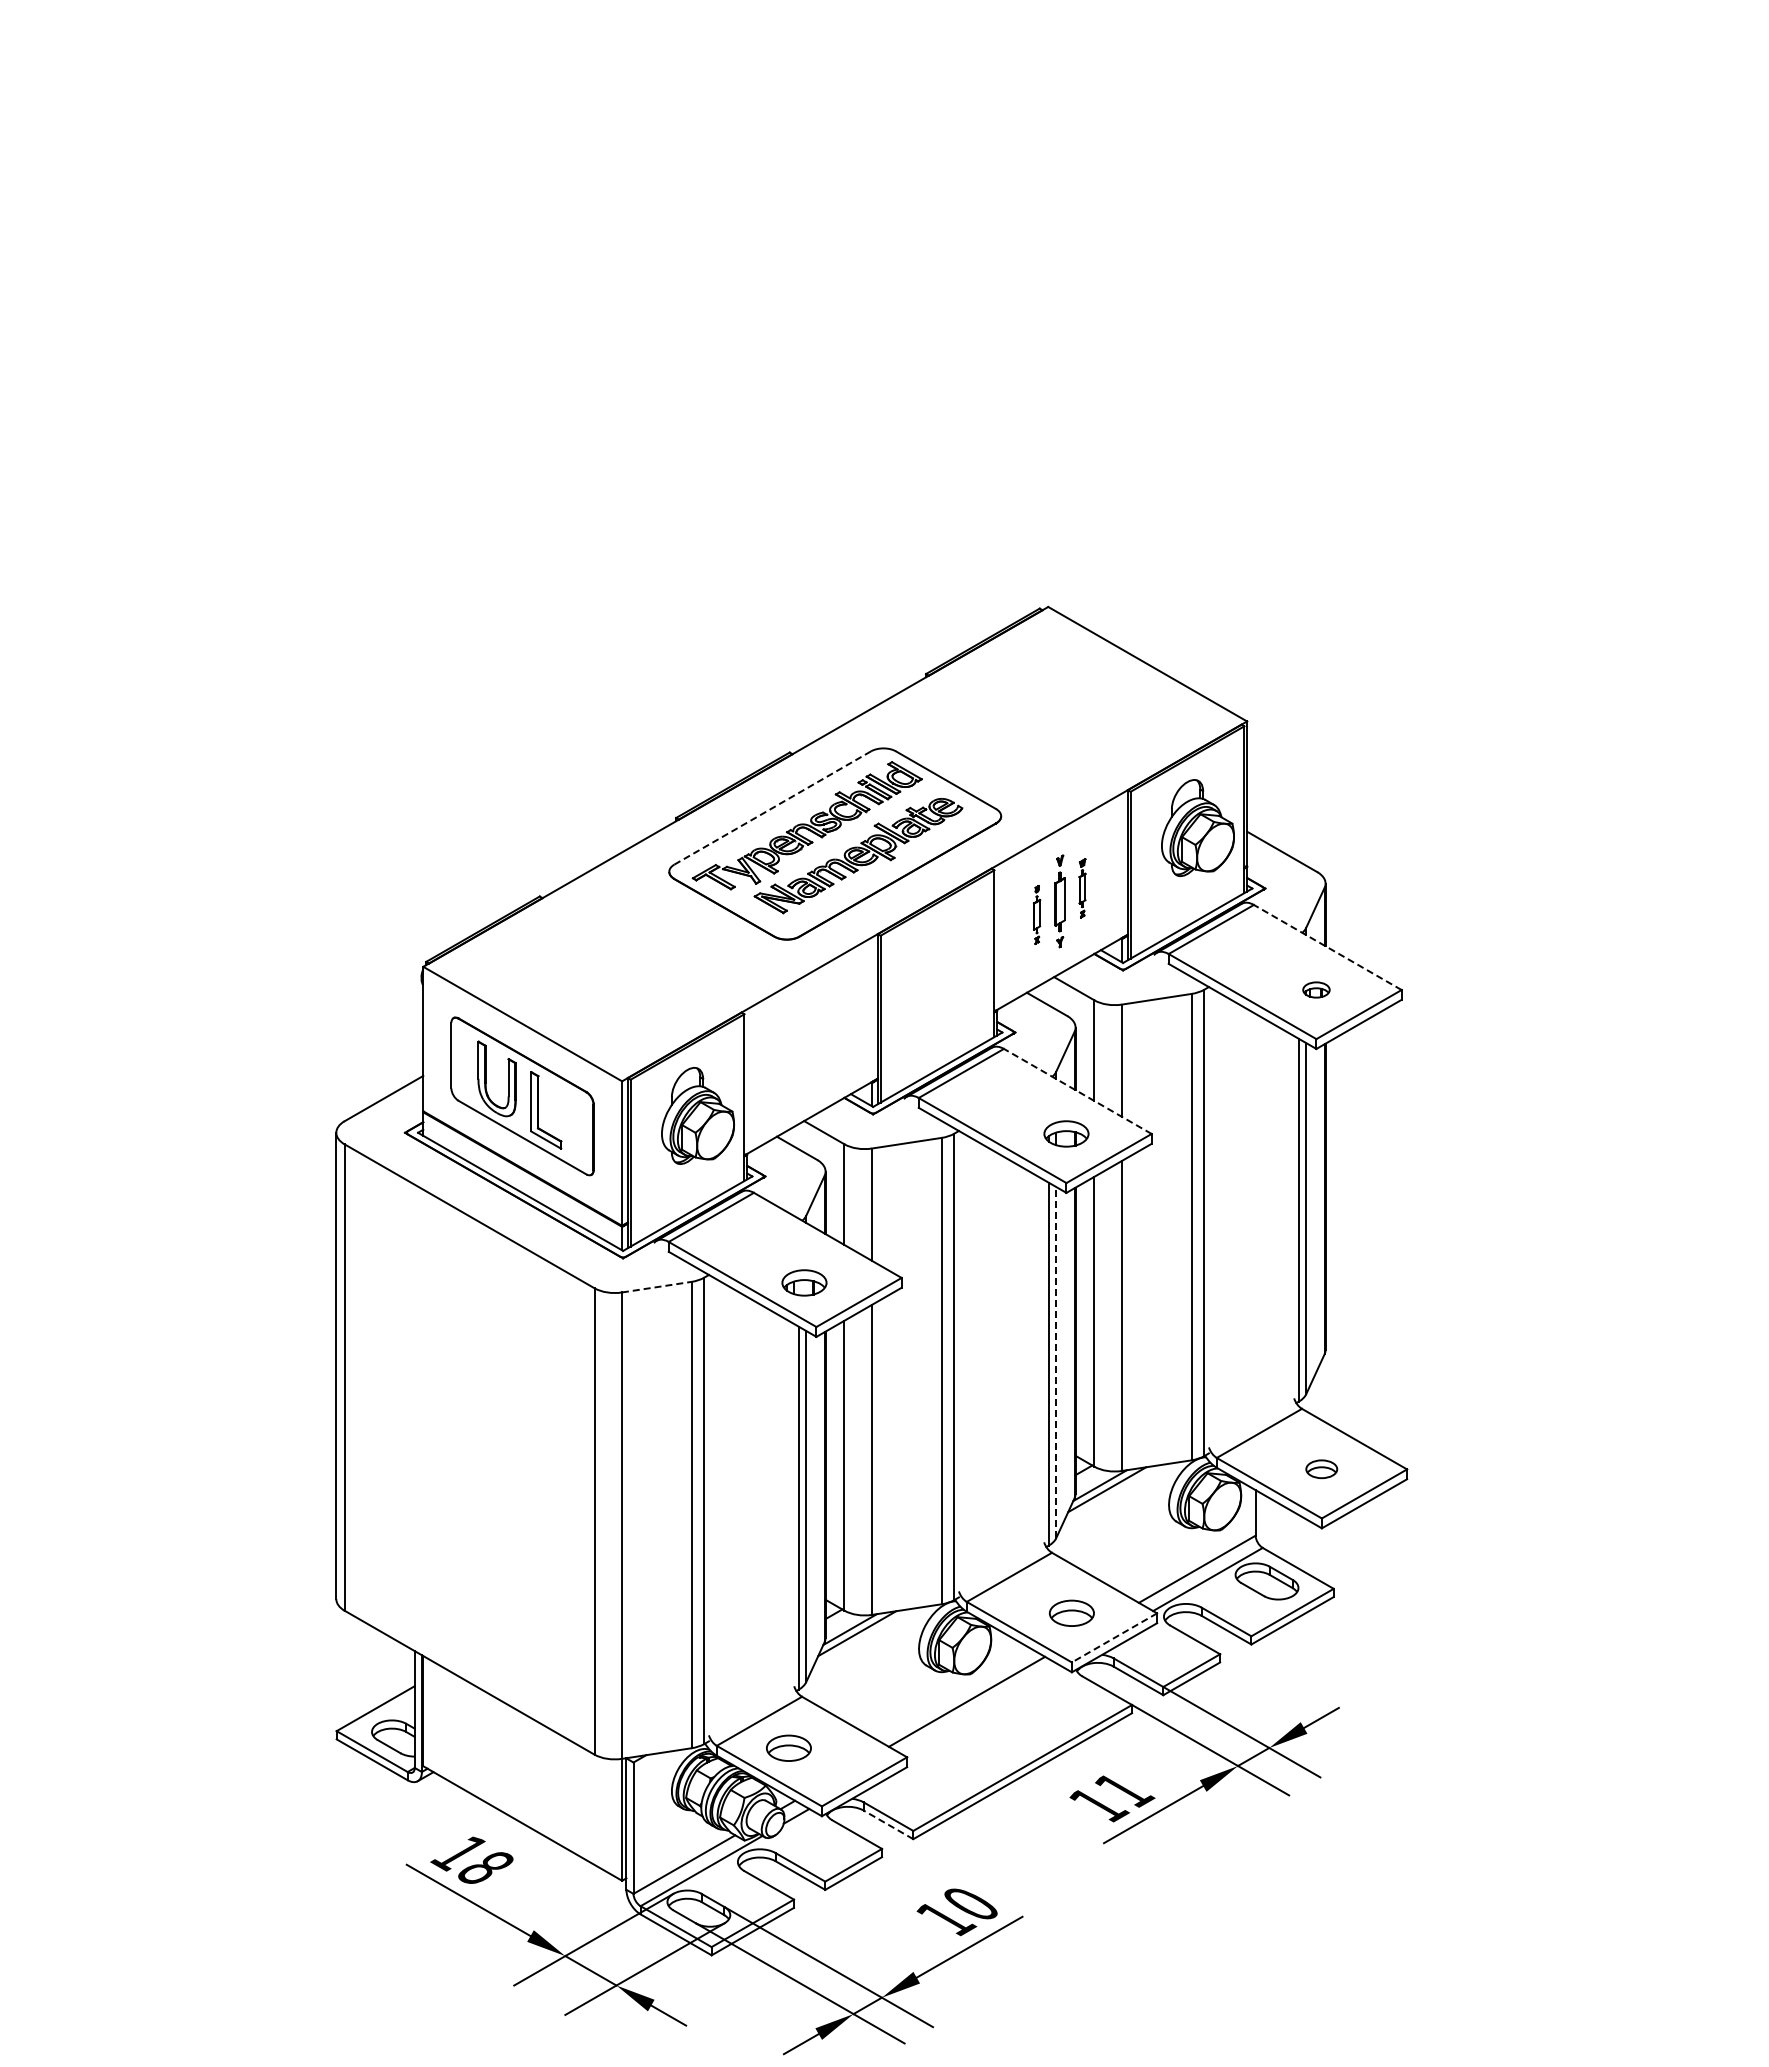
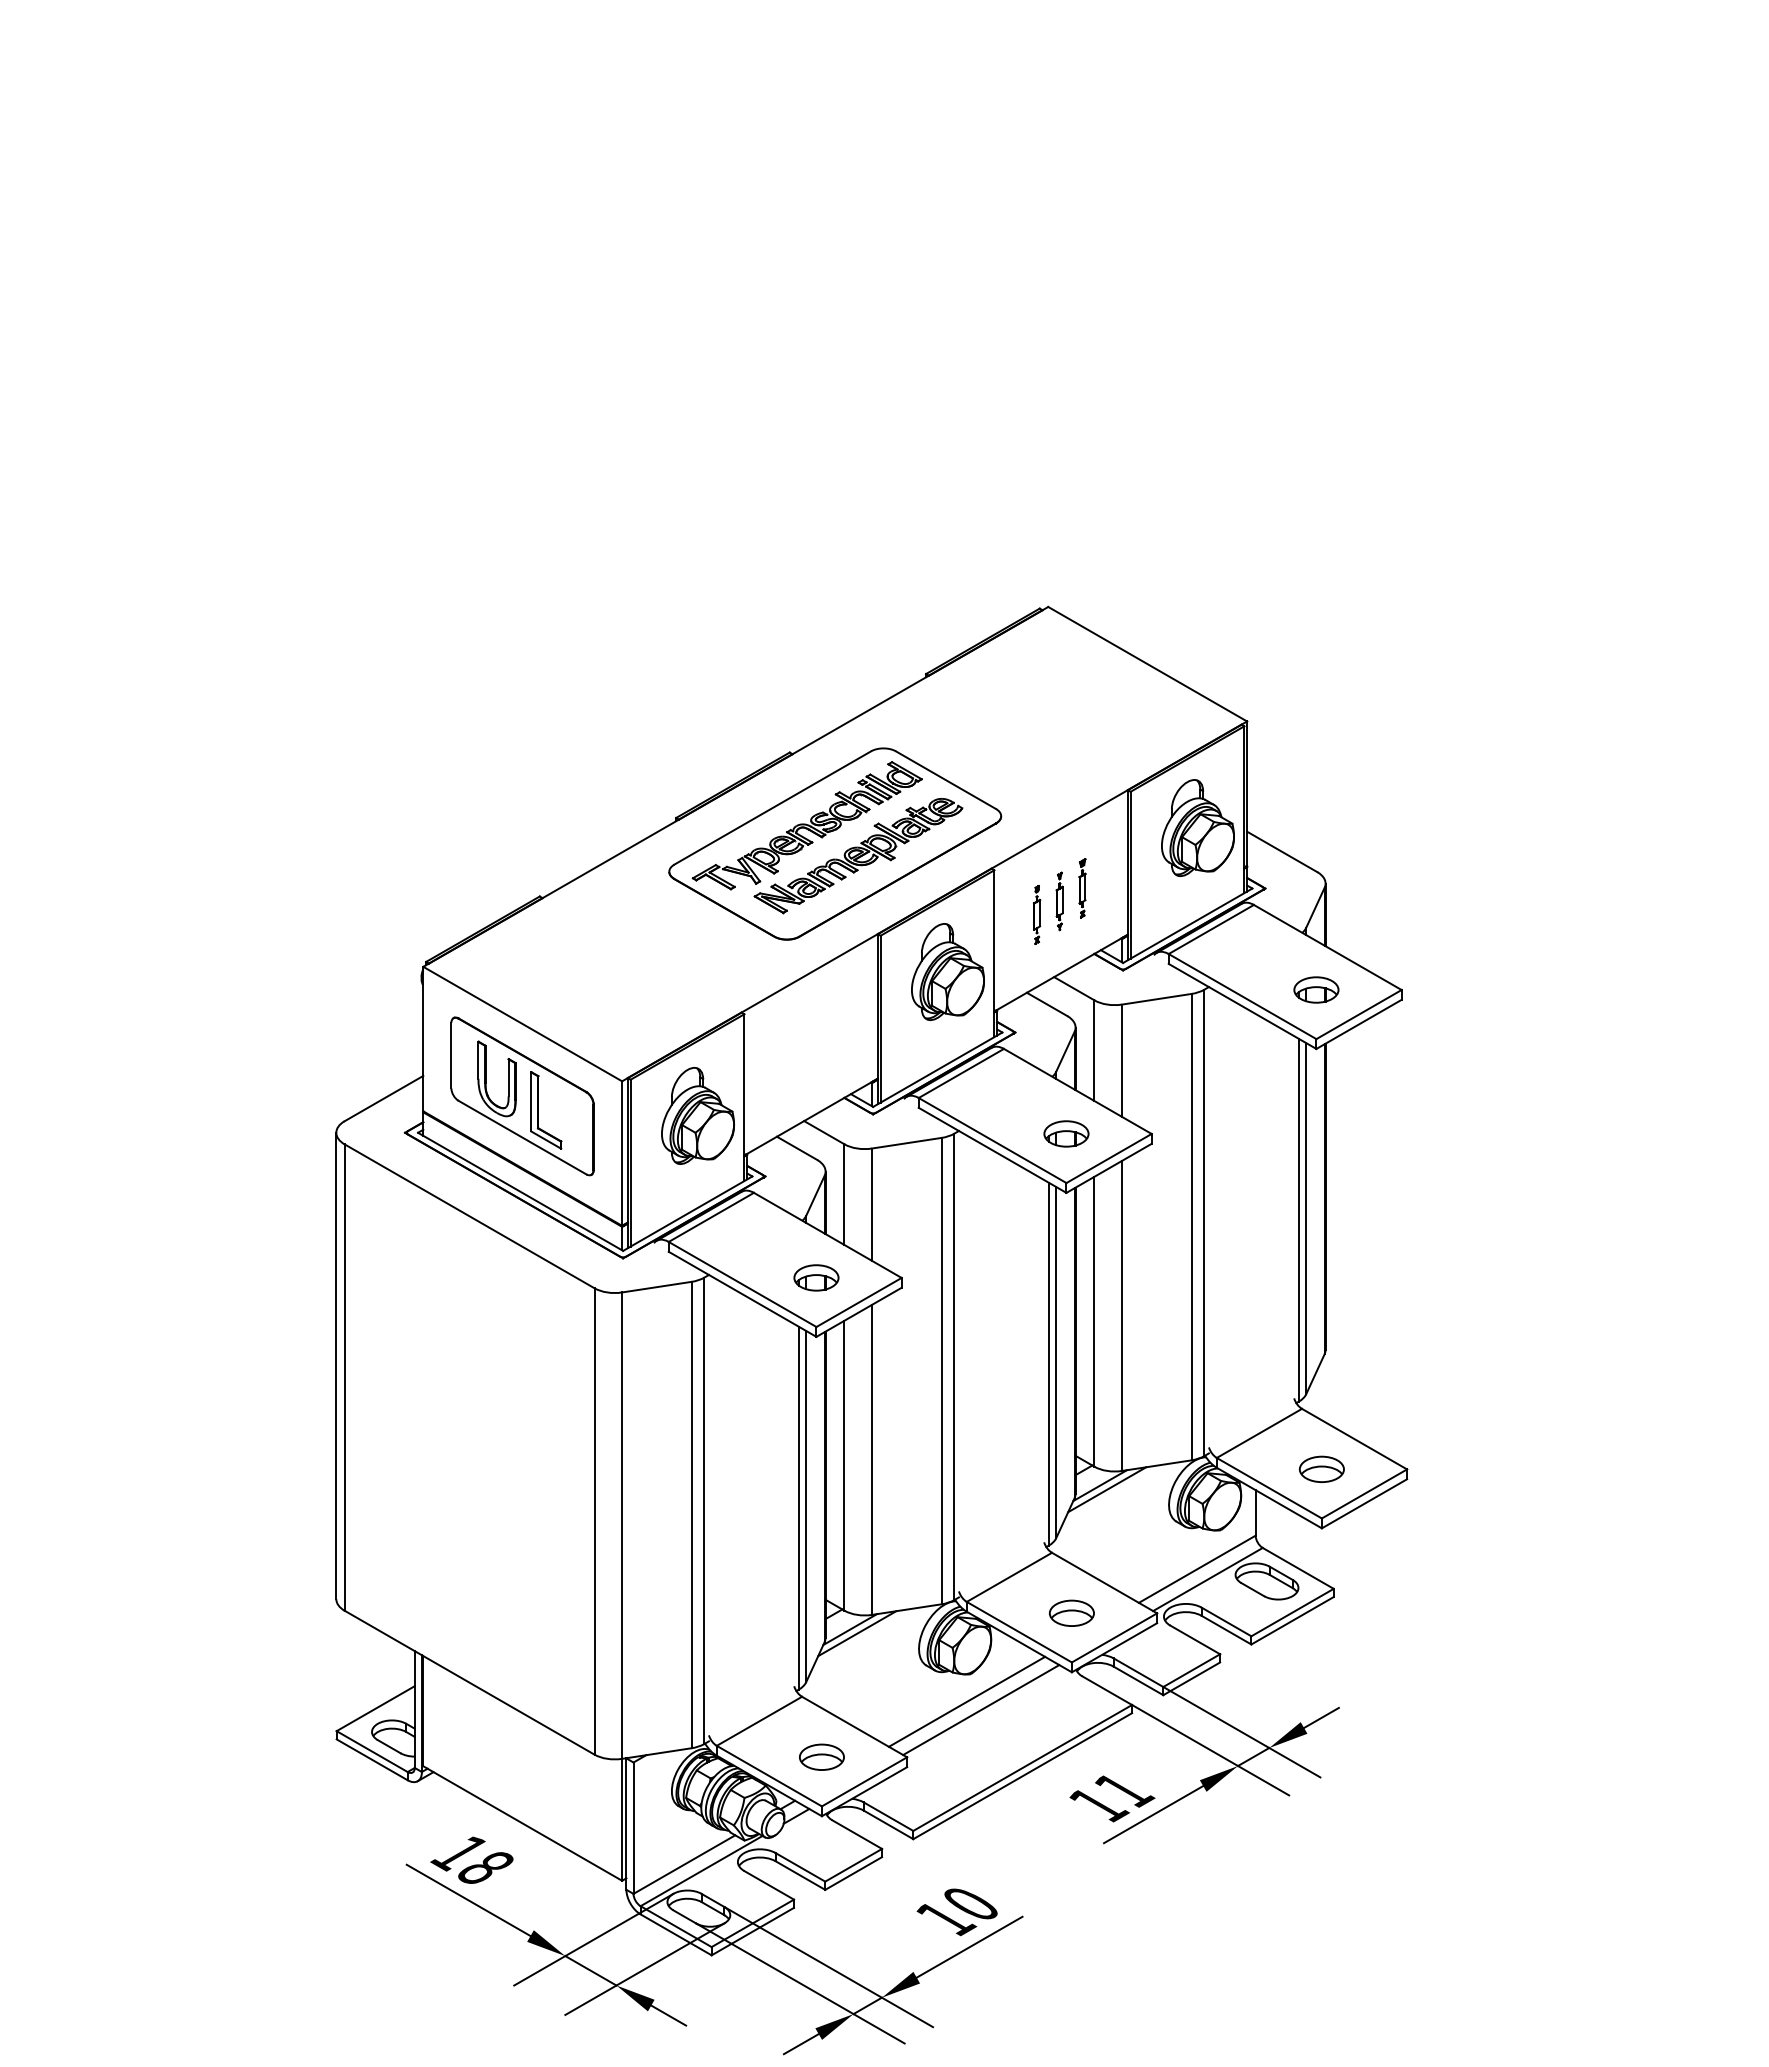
line: dashed -> solid (772, 808)
part size: 12x95 px -> 9x61 px (1059, 901)
line: dashed -> solid (1327, 947)
part: none -> present (947, 972)
part size: 29x18 px -> 47x28 px (1316, 989)
line: dashed -> solid (1077, 1091)
part position: (804, 1282) -> (816, 1277) (816, 1277)
line: dashed -> solid (657, 1287)
line: dashed -> solid (1056, 1362)
part size: 34x21 px -> 47x28 px (1321, 1468)
line: dashed -> solid (1114, 1638)
line: none -> present (981, 1710)
part position: (788, 1747) -> (821, 1756) (821, 1756)
line: dashed -> solid (888, 1824)
